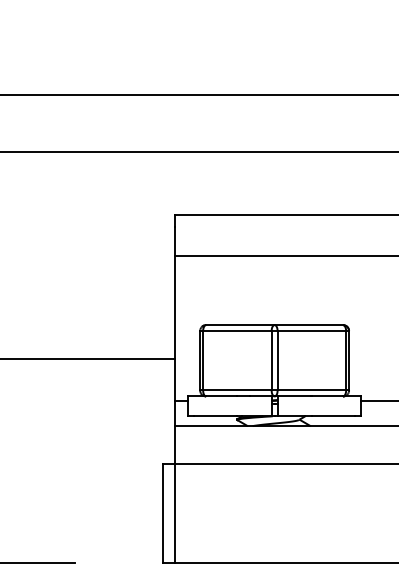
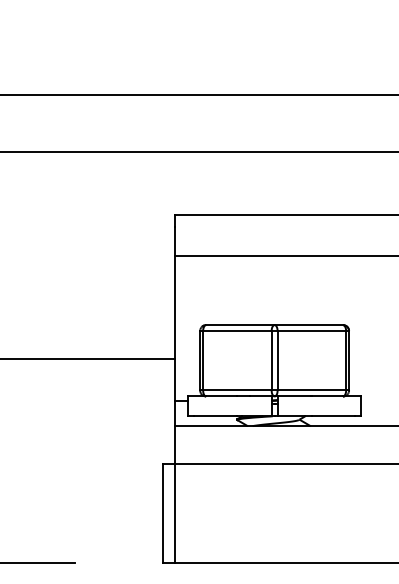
line: present -> none (378, 401)
